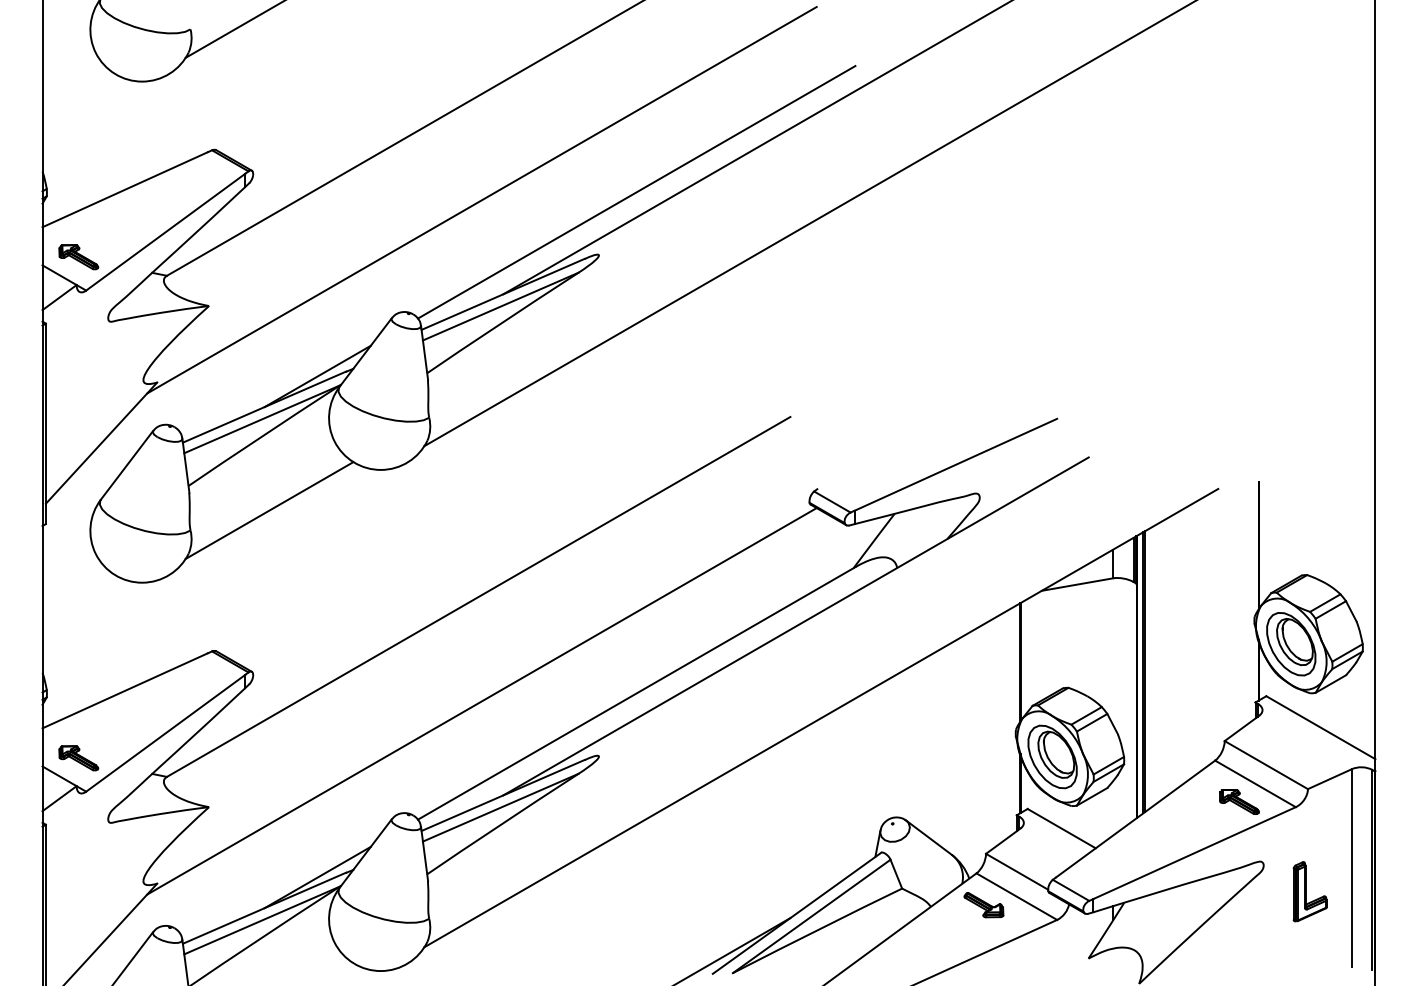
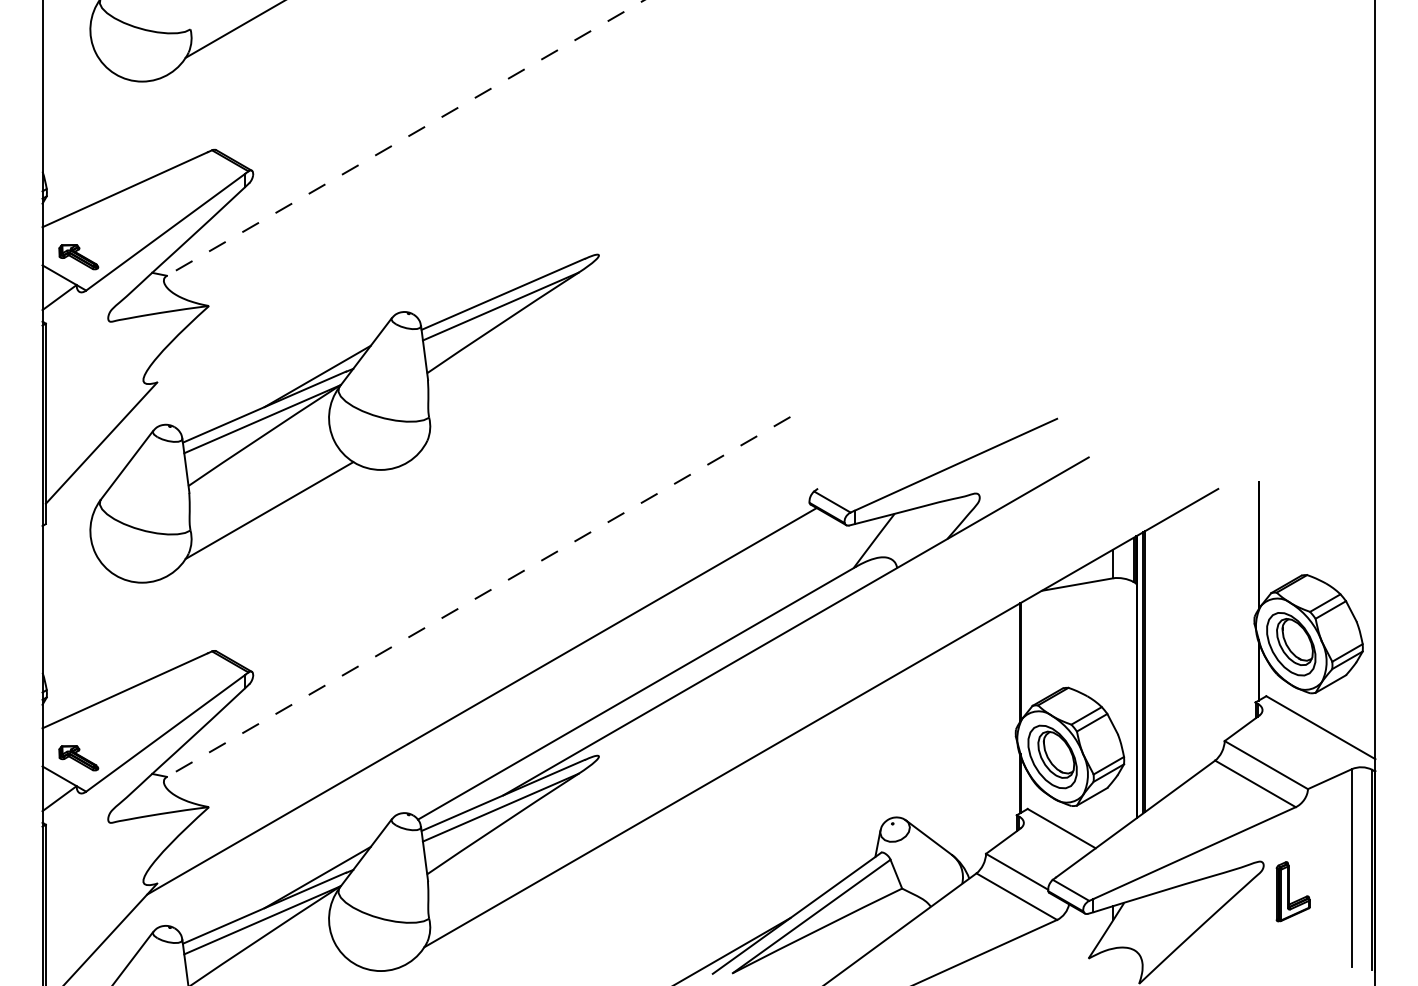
line: solid -> dashed (405, 138)
line: present -> none (756, 148)
line: present -> none (636, 192)
line: present -> none (481, 200)
line: present -> none (808, 224)
line: solid -> dashed (478, 596)
part: present -> none (1239, 801)
part position: (1309, 891) -> (1292, 891) (1292, 891)
part: present -> none (983, 905)
